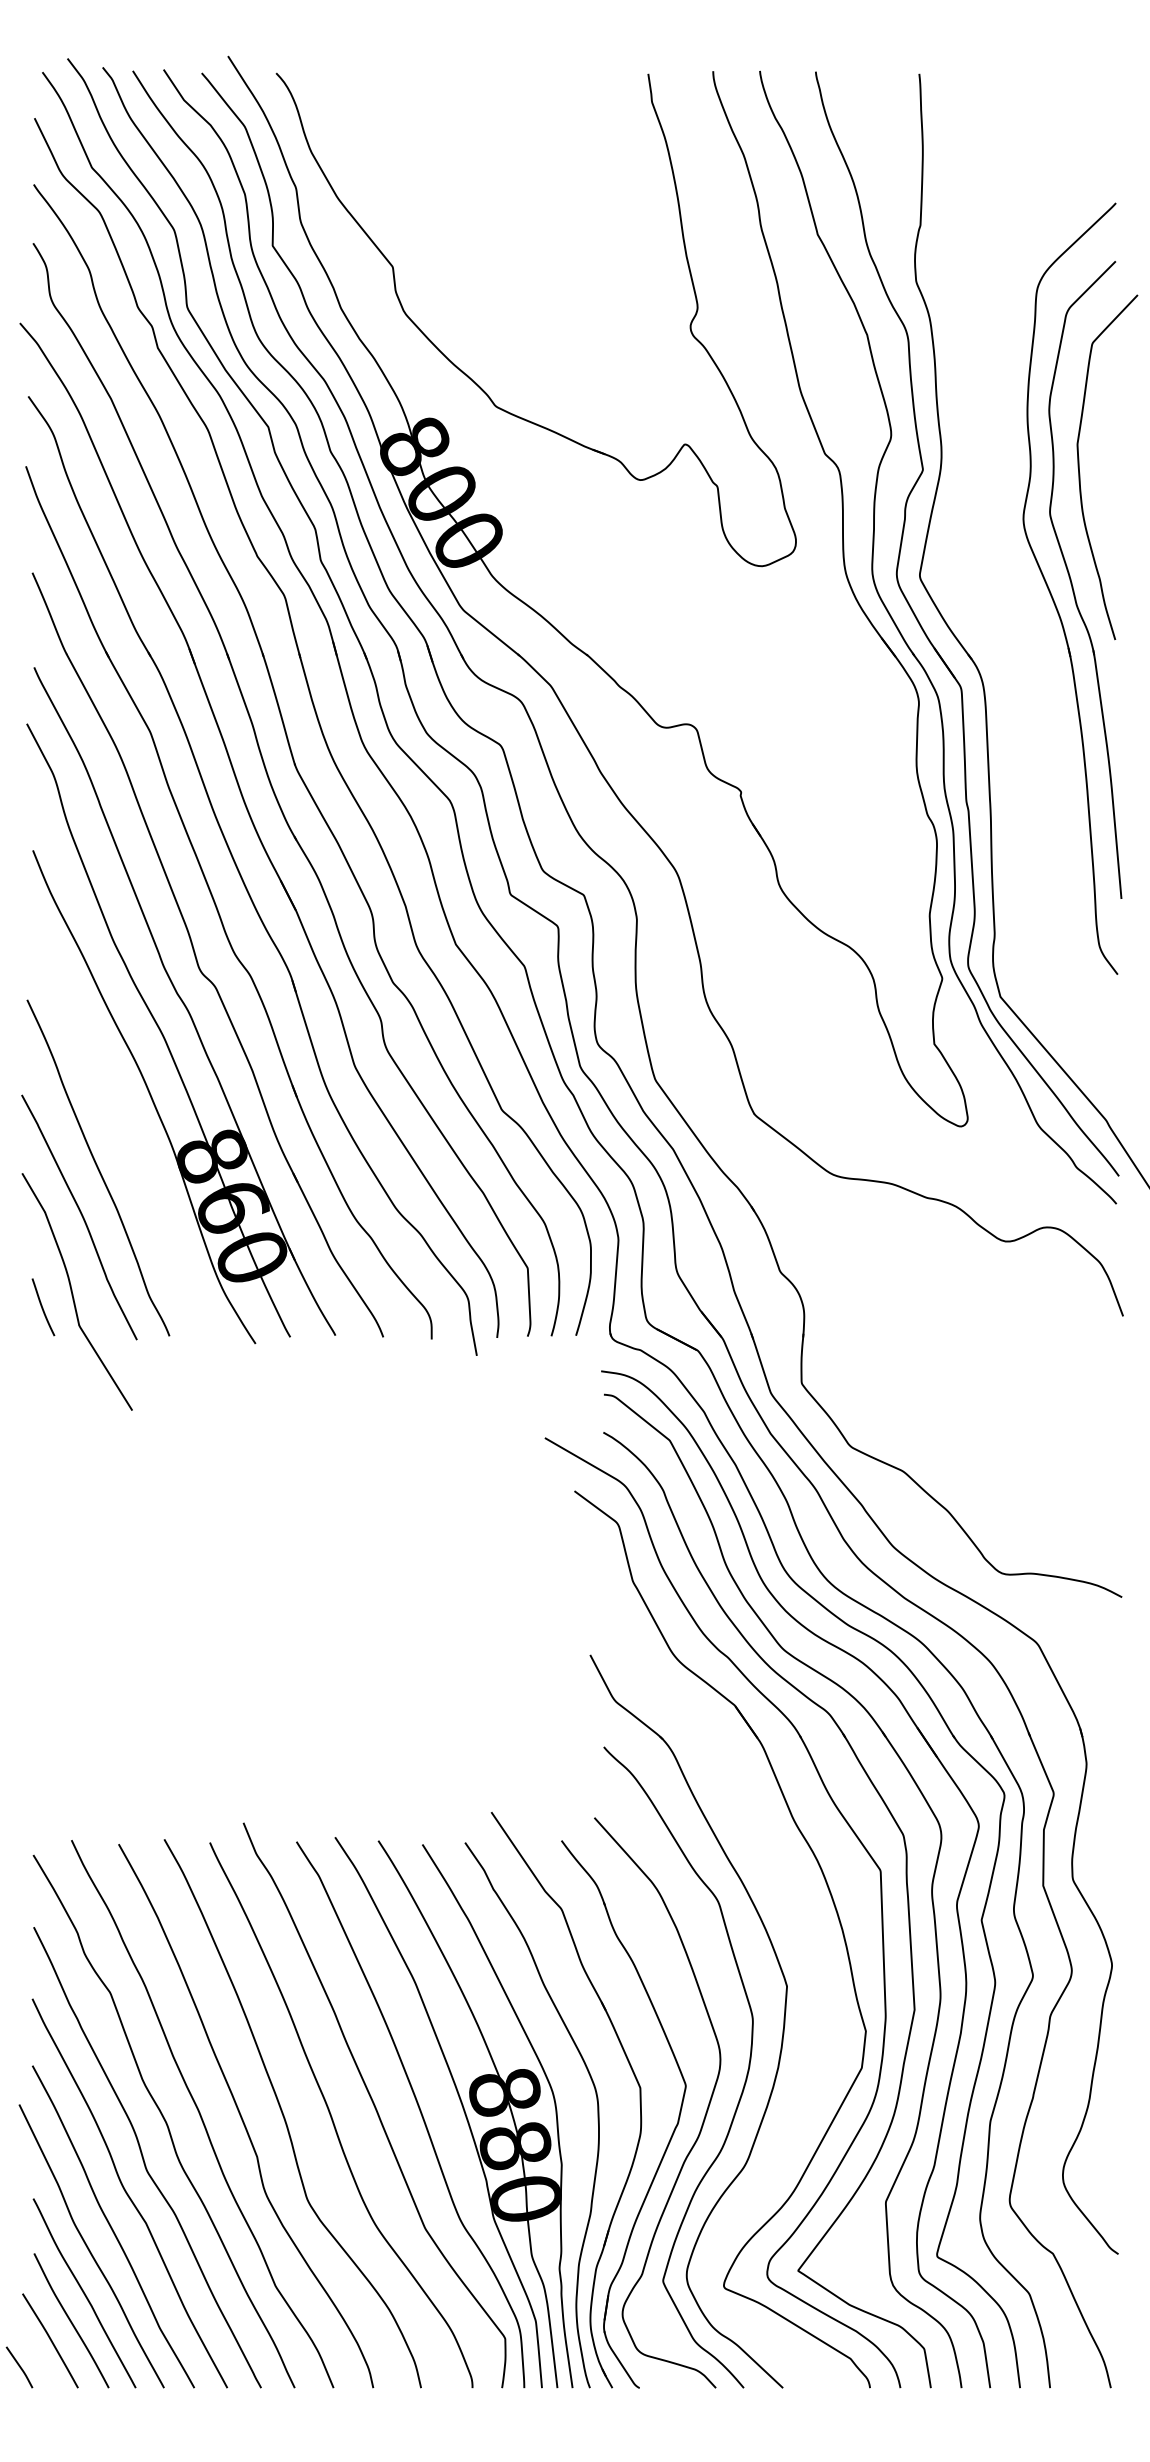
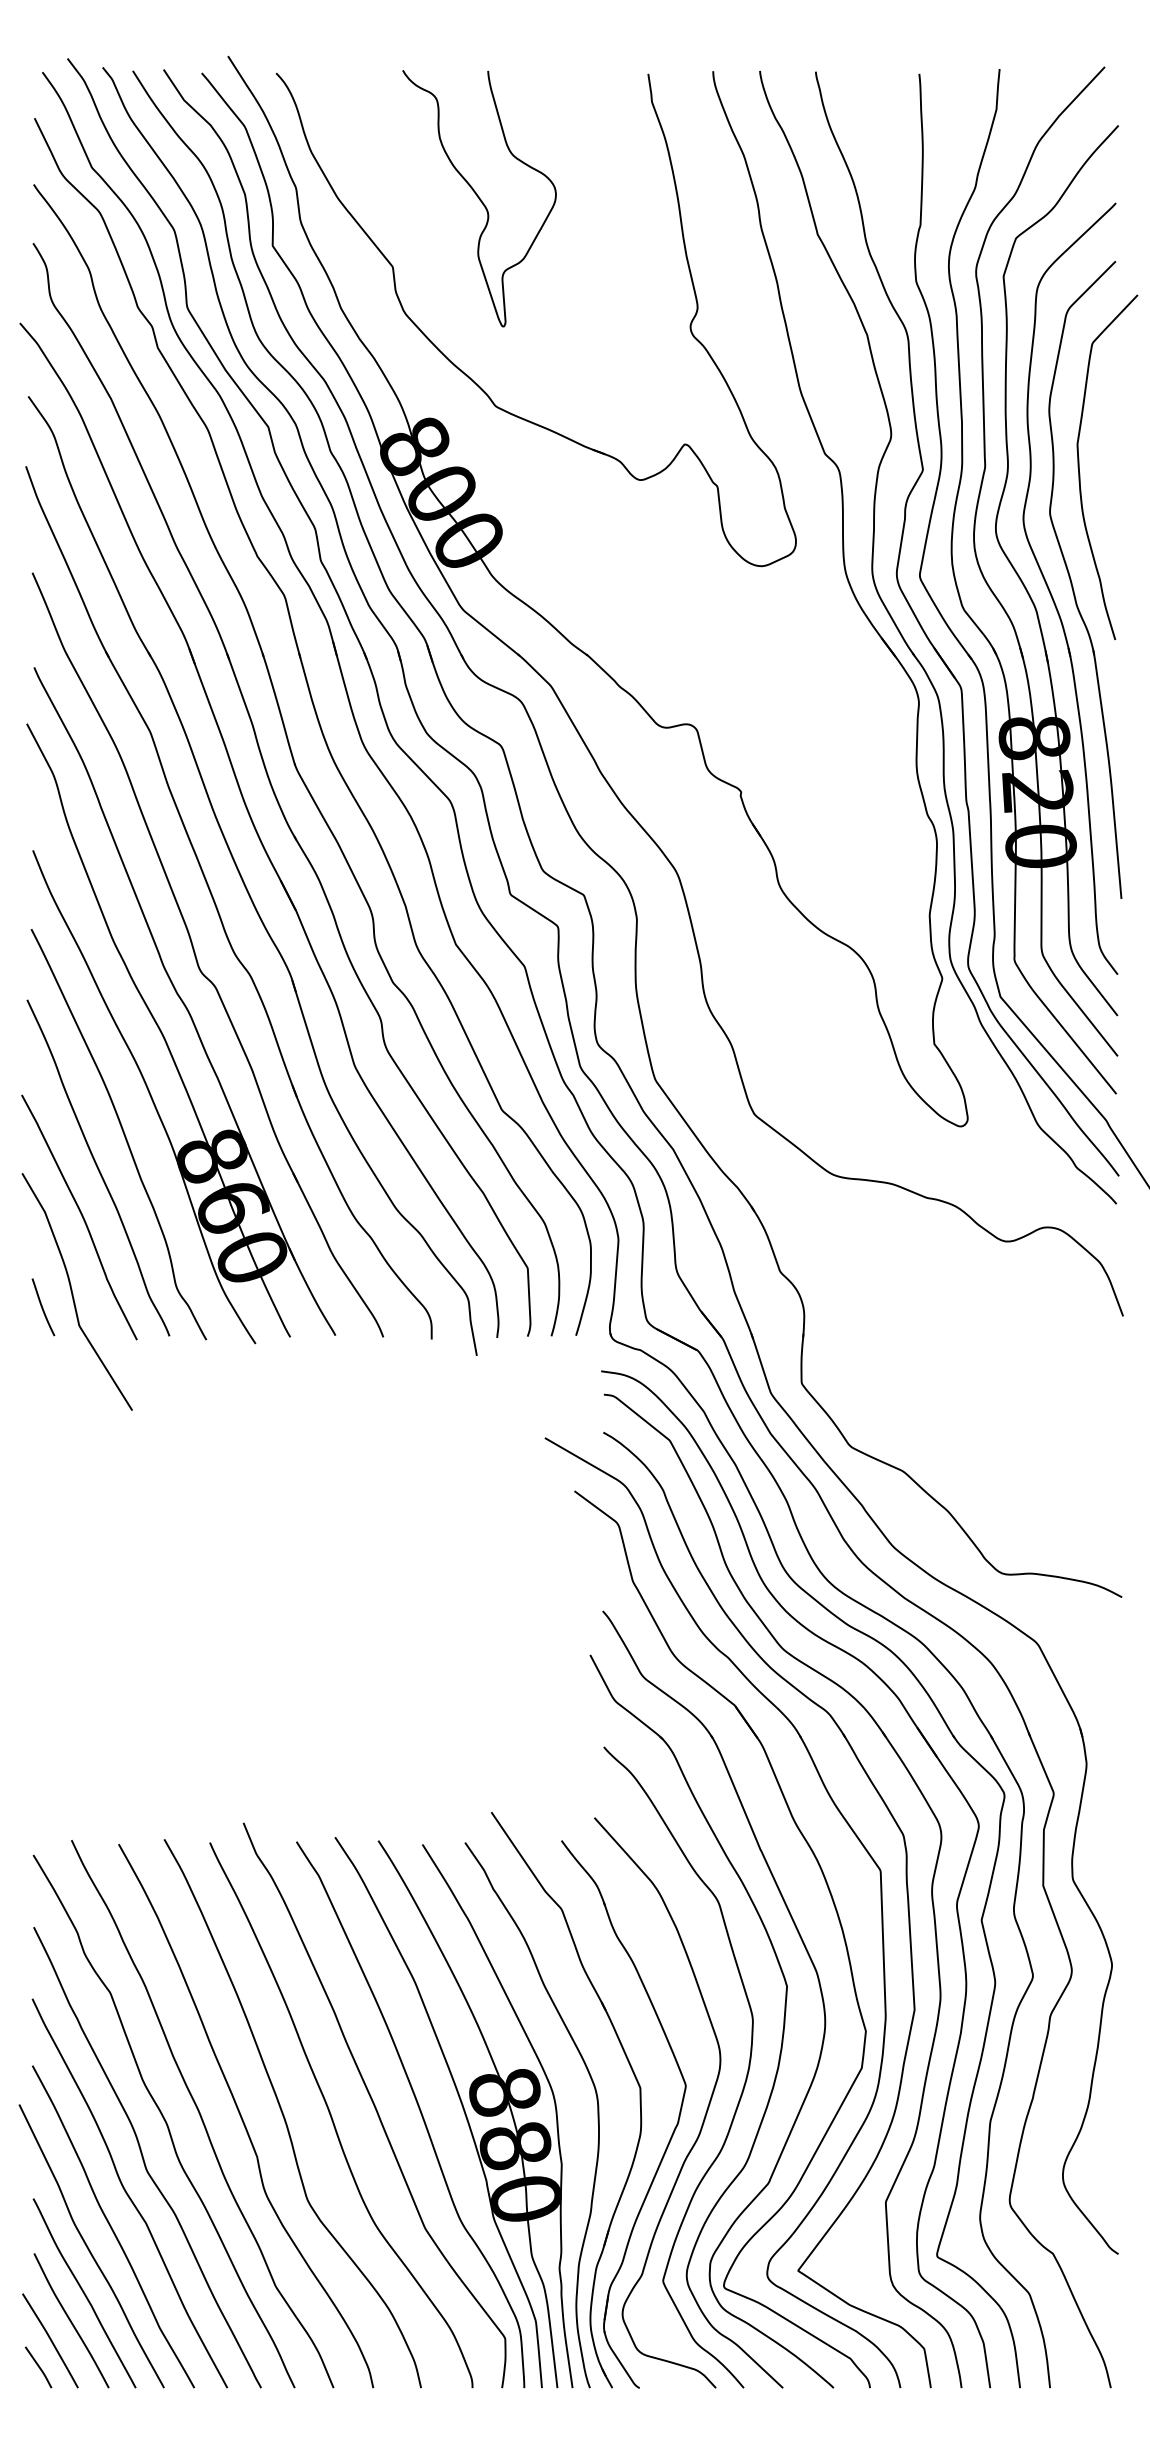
curve: none -> present (479, 198)
part: none -> present (1025, 585)
curve: none -> present (122, 1132)
part: none -> present (811, 1963)
curve position: (19, 2367) -> (38, 2367) (38, 2367)
